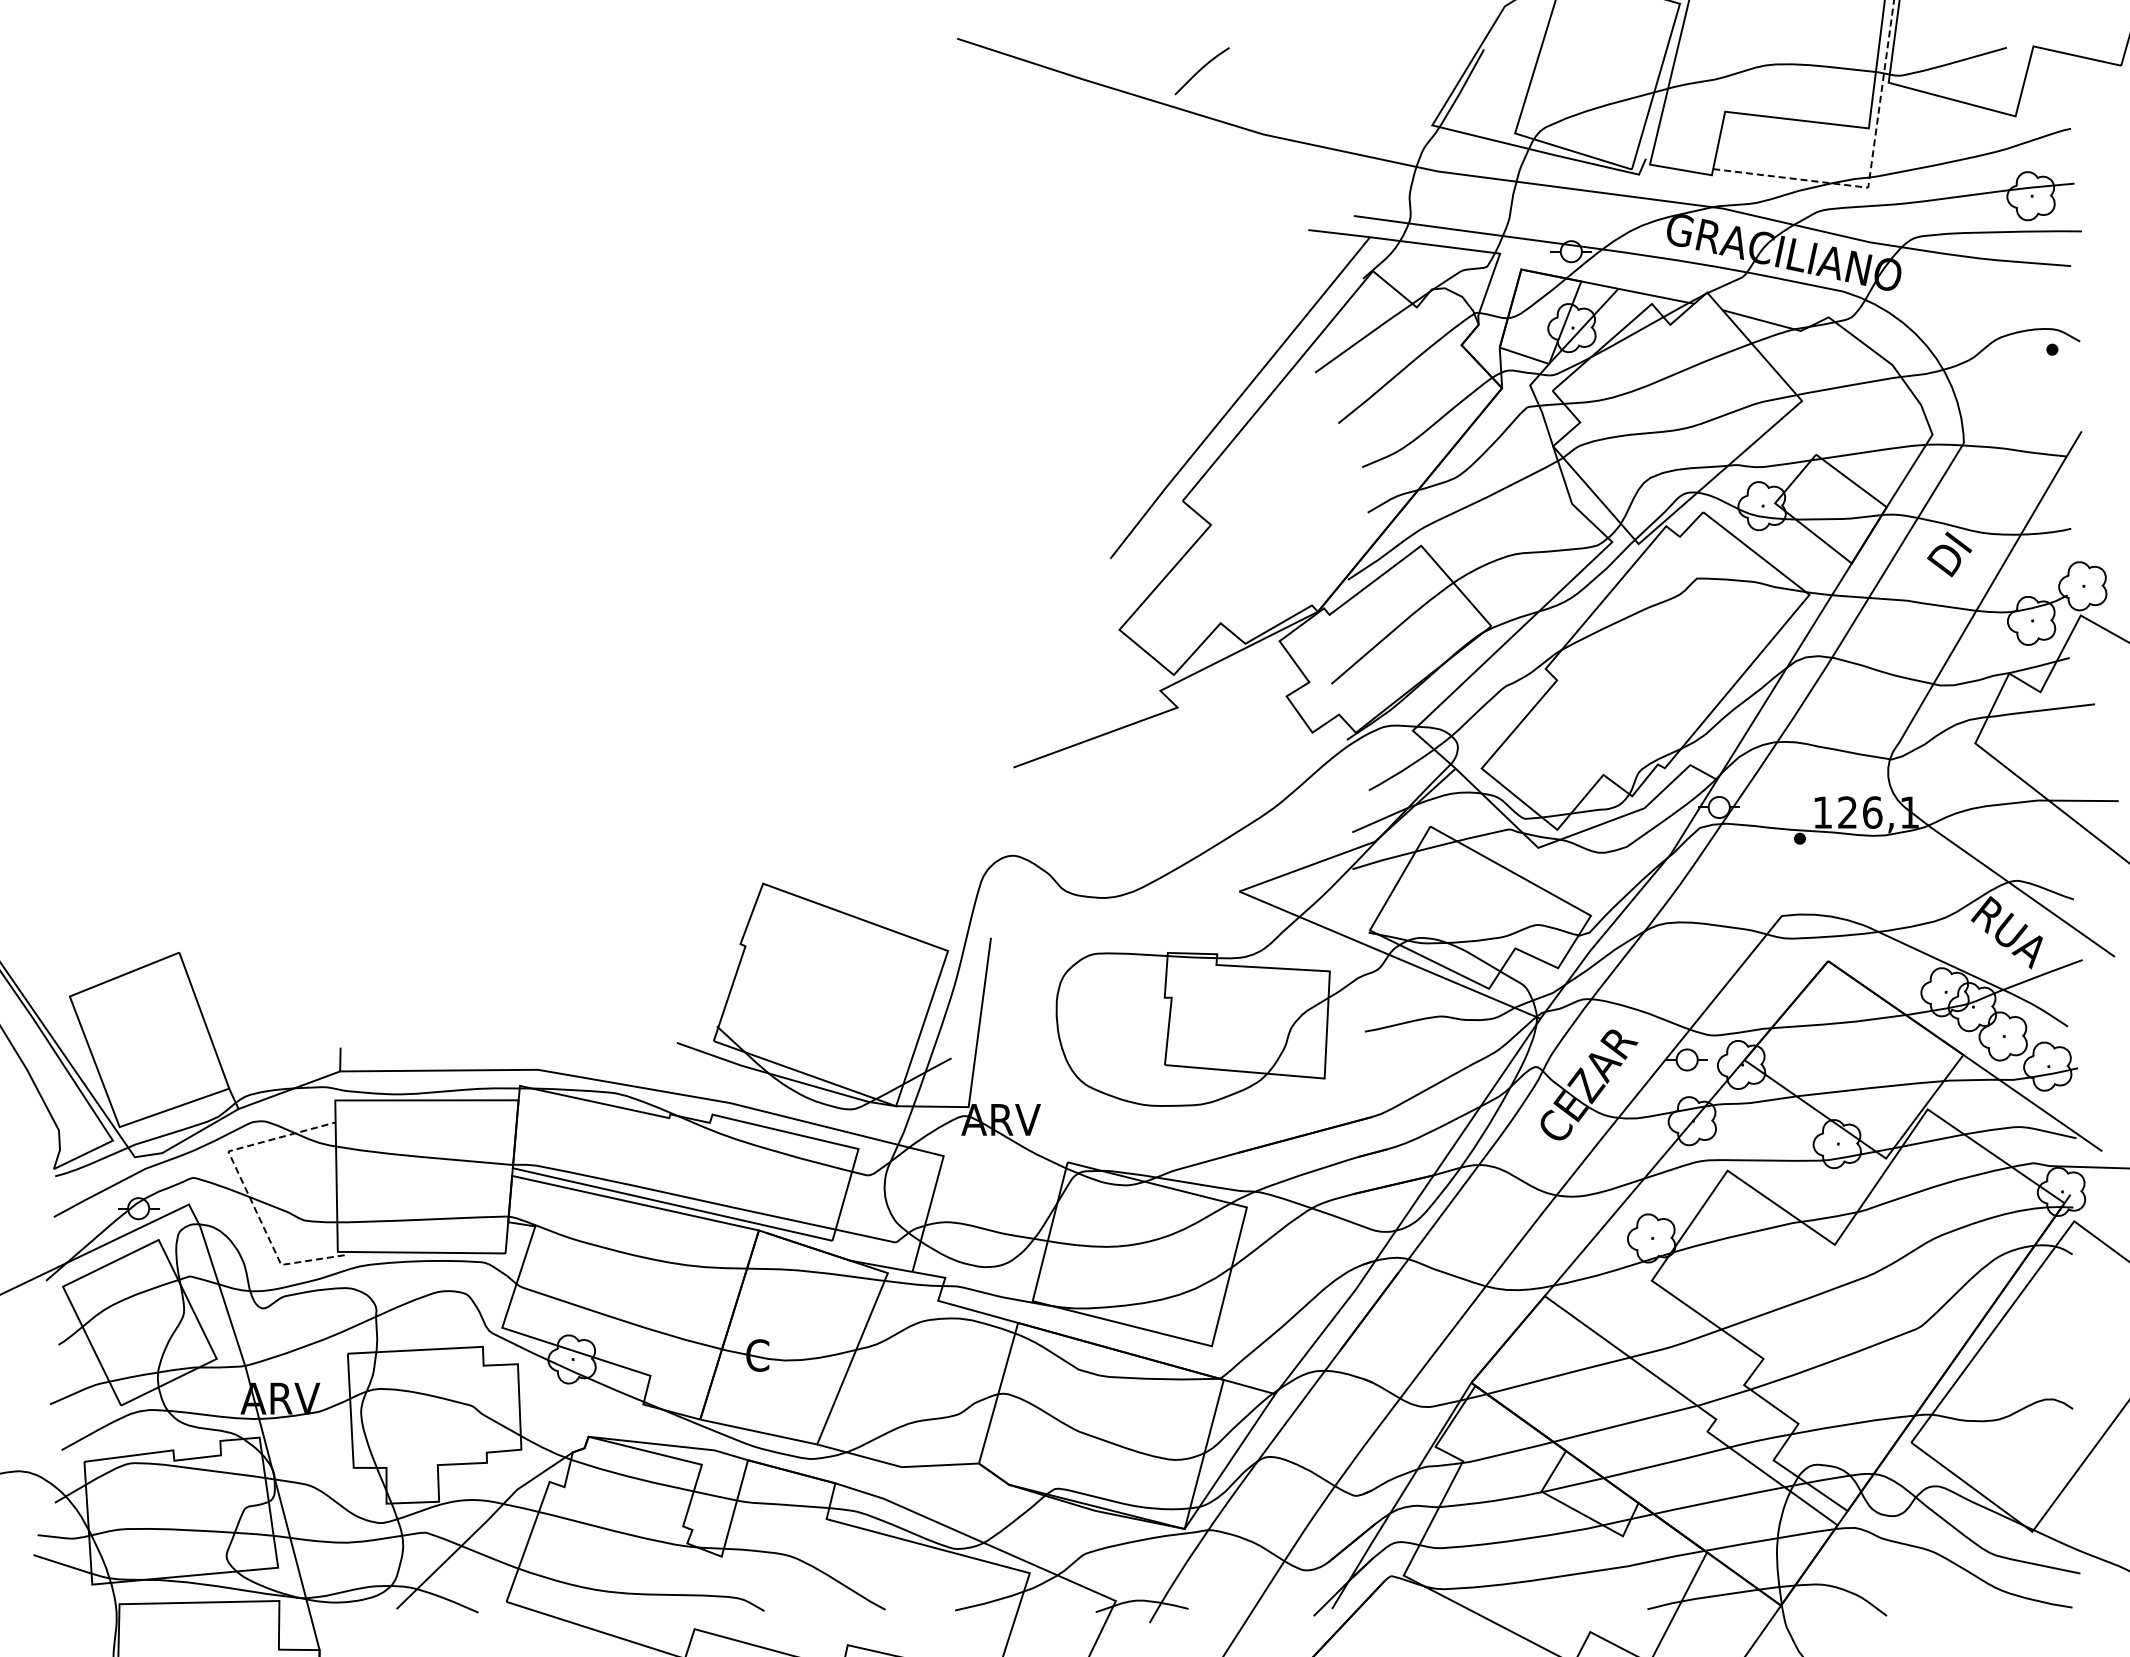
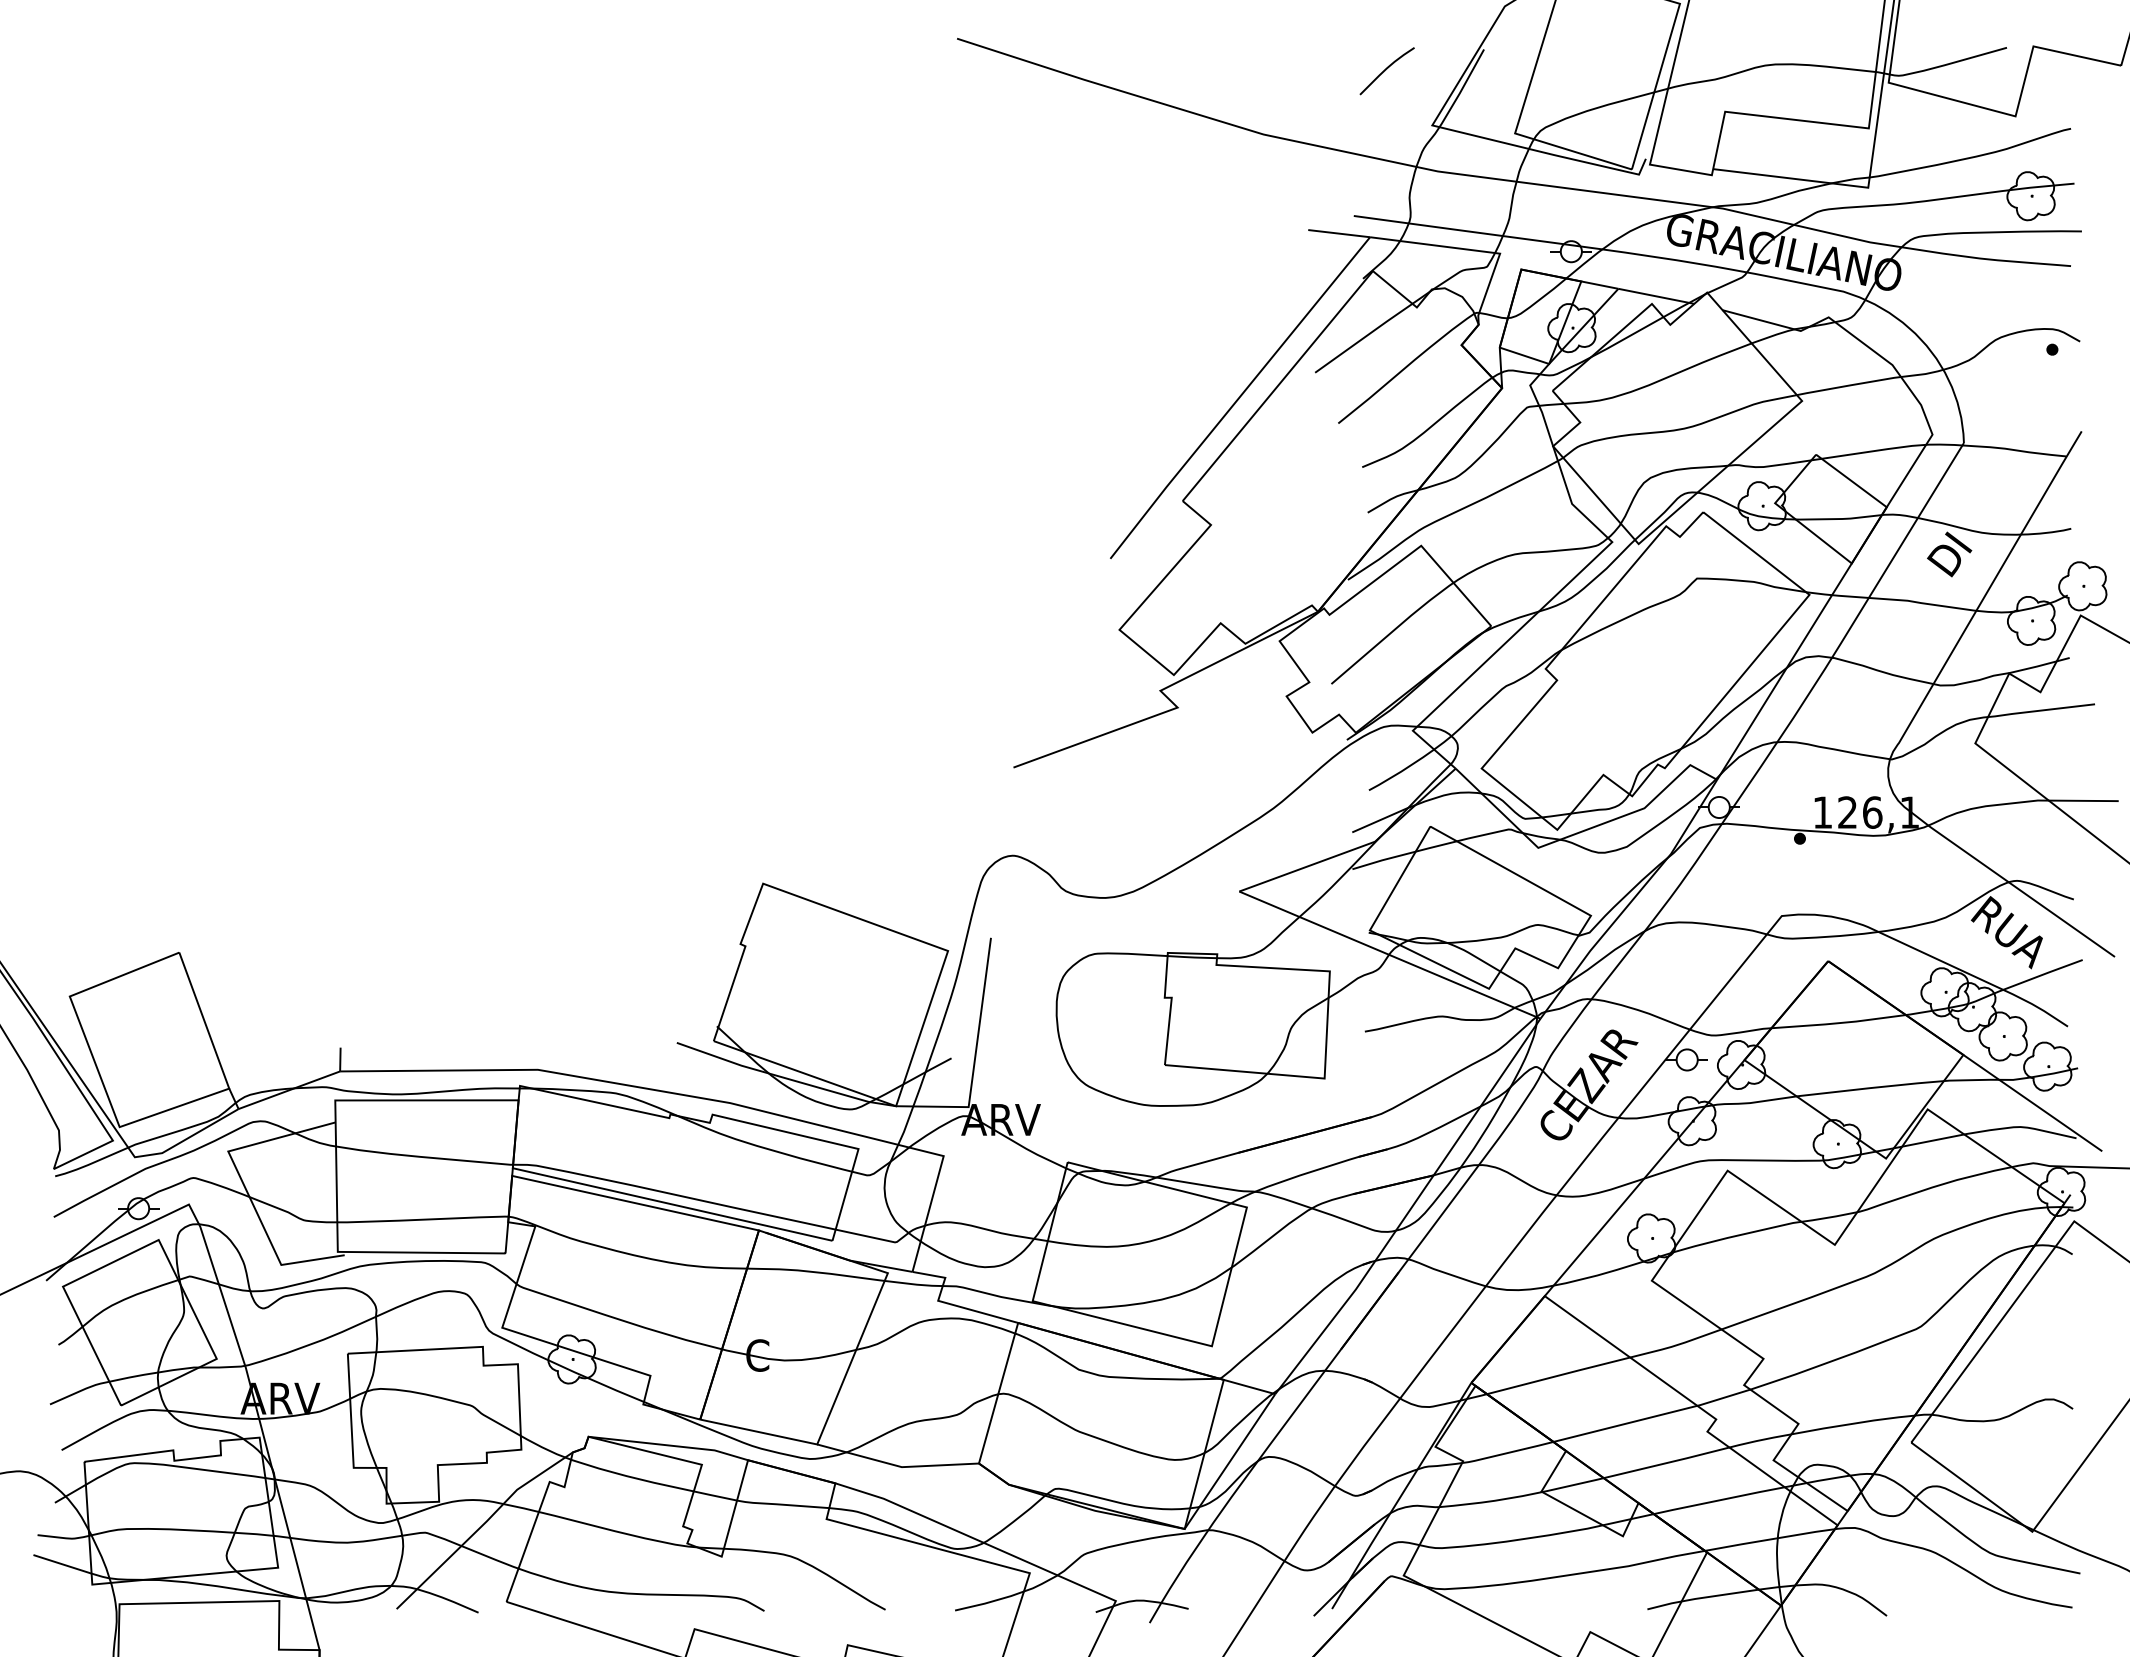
curve position: (1201, 70) -> (1386, 70) (1386, 70)
line: dashed -> solid (1870, 171)
line: dashed -> solid (244, 1186)
